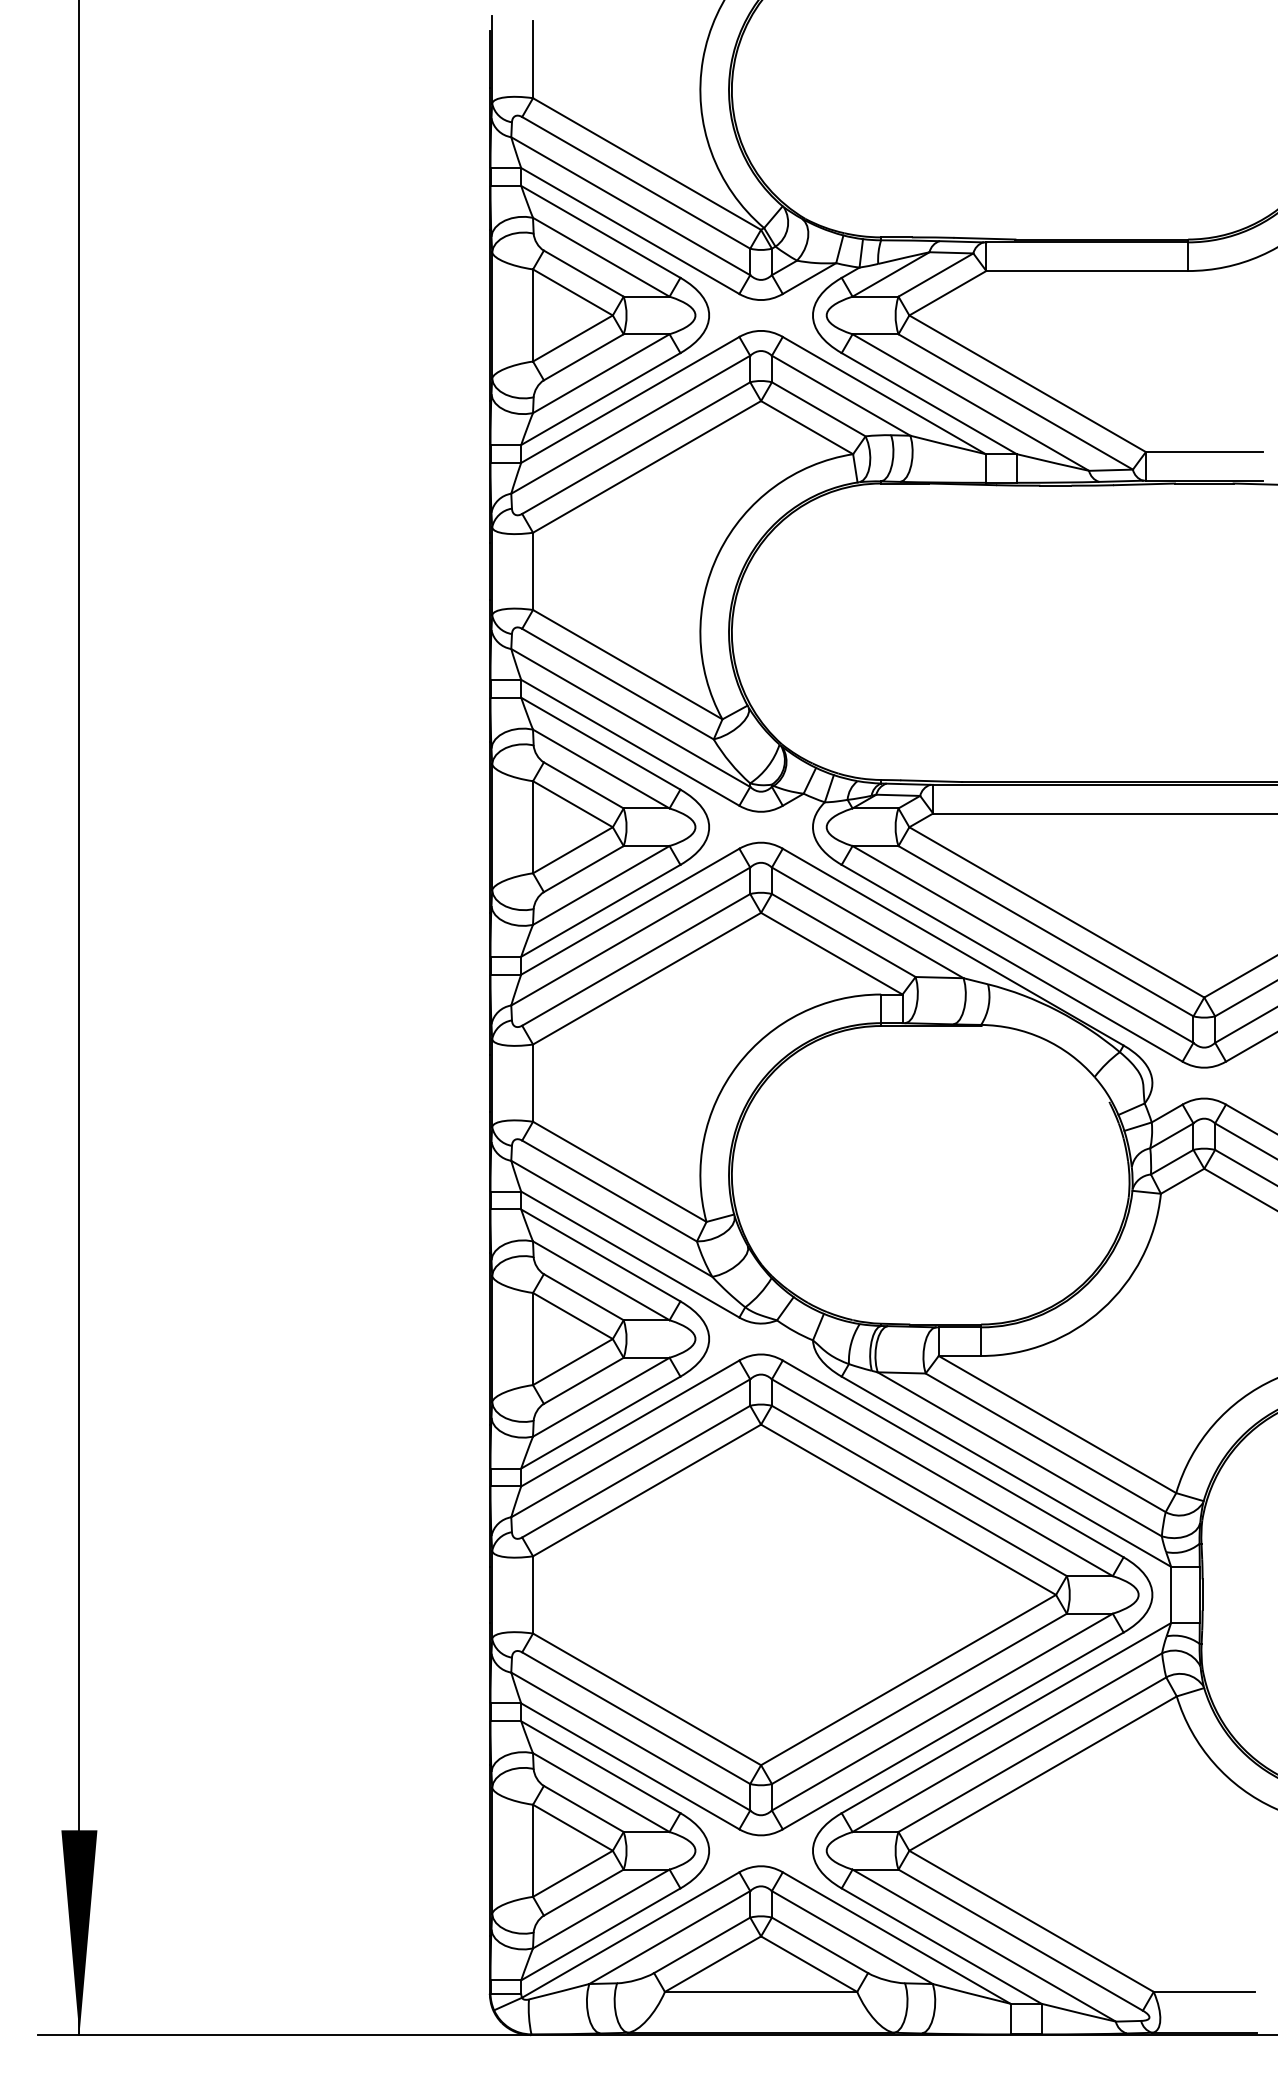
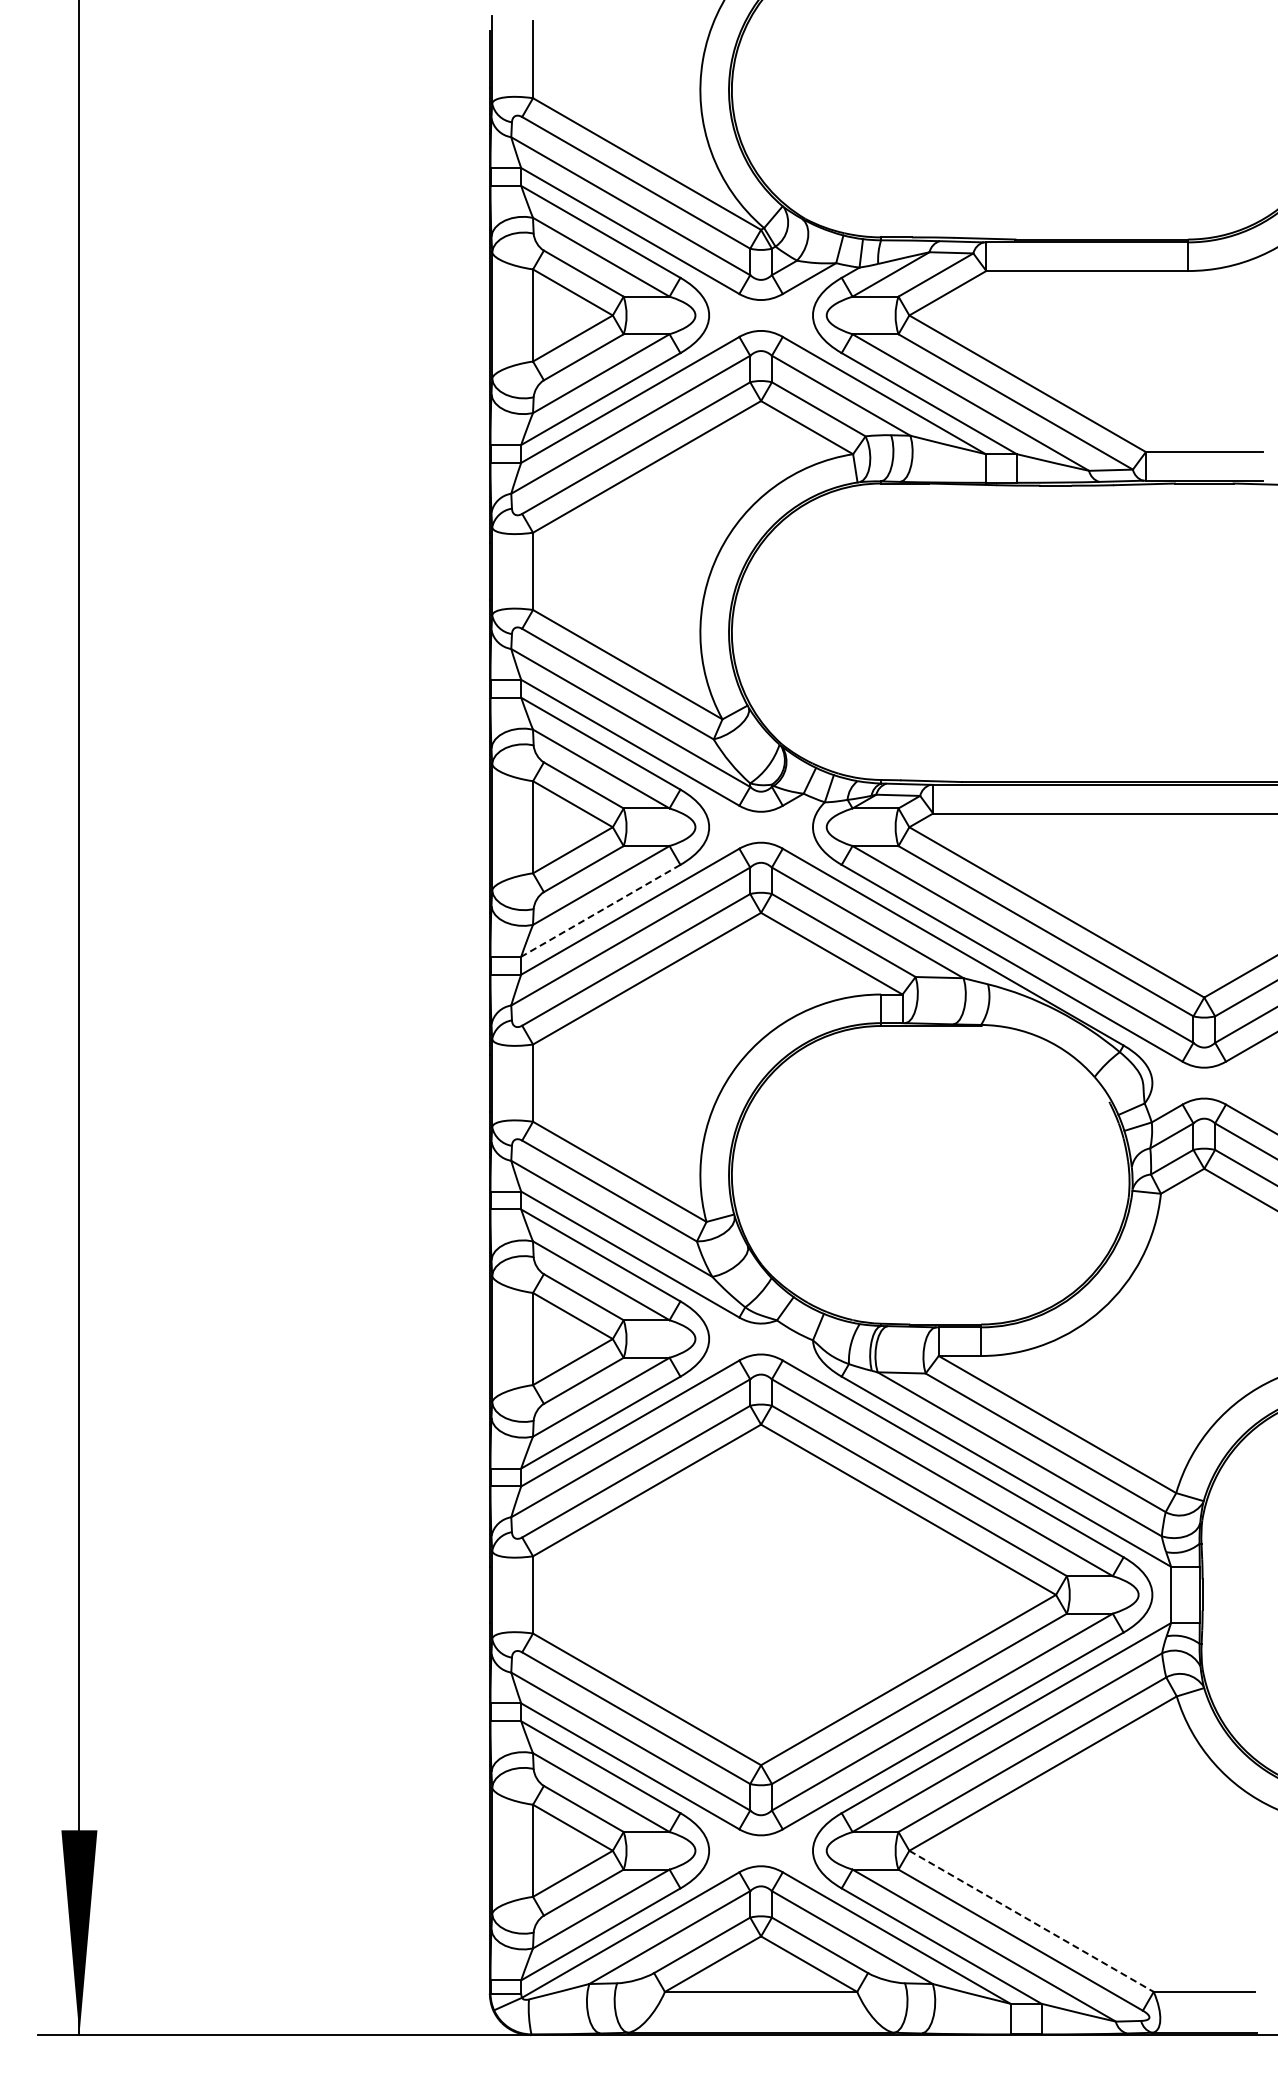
line: solid -> dashed (600, 910)
line: solid -> dashed (1031, 1921)
